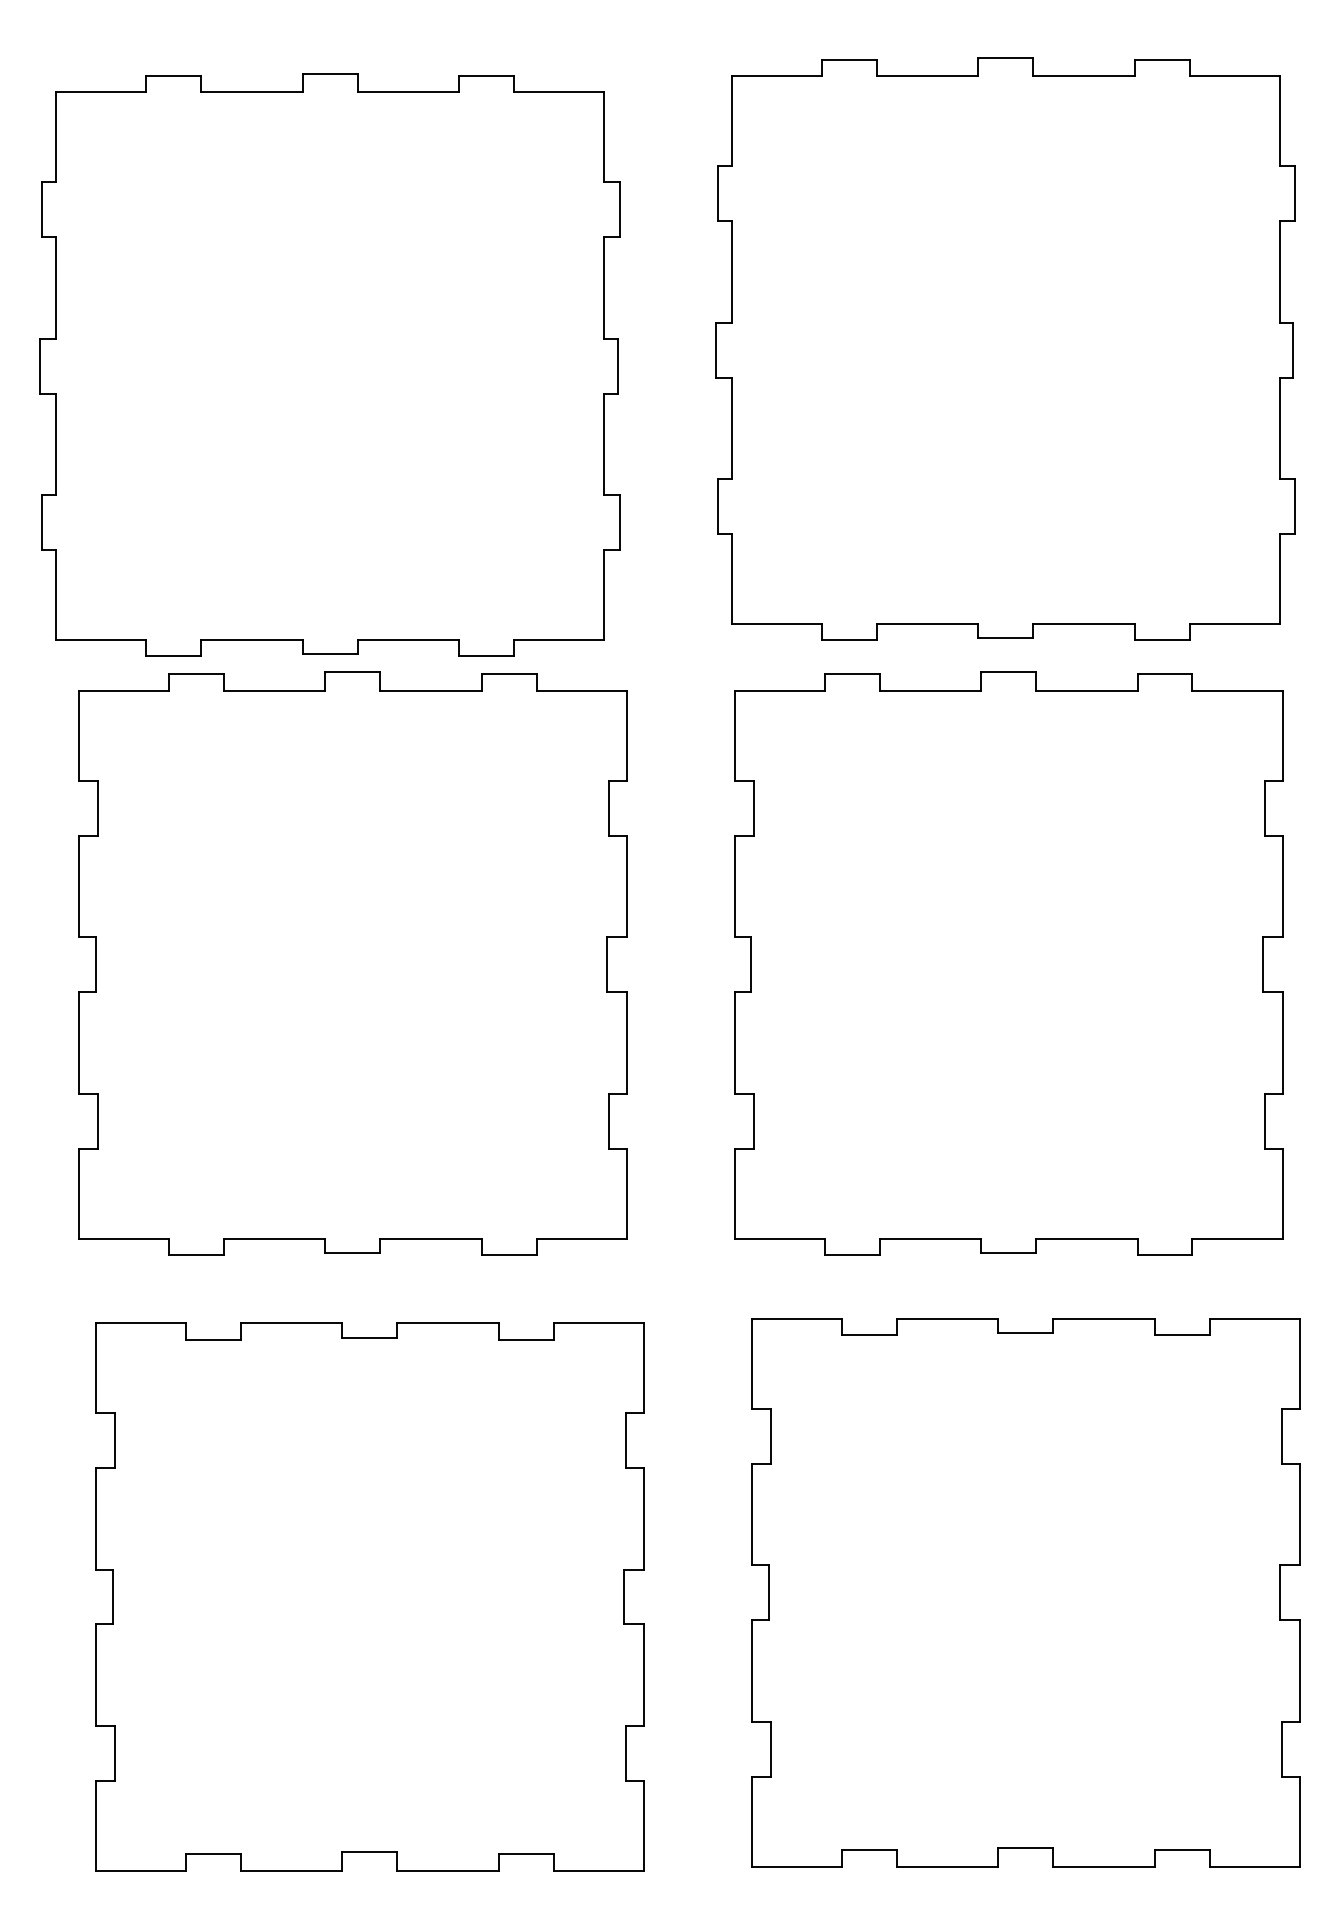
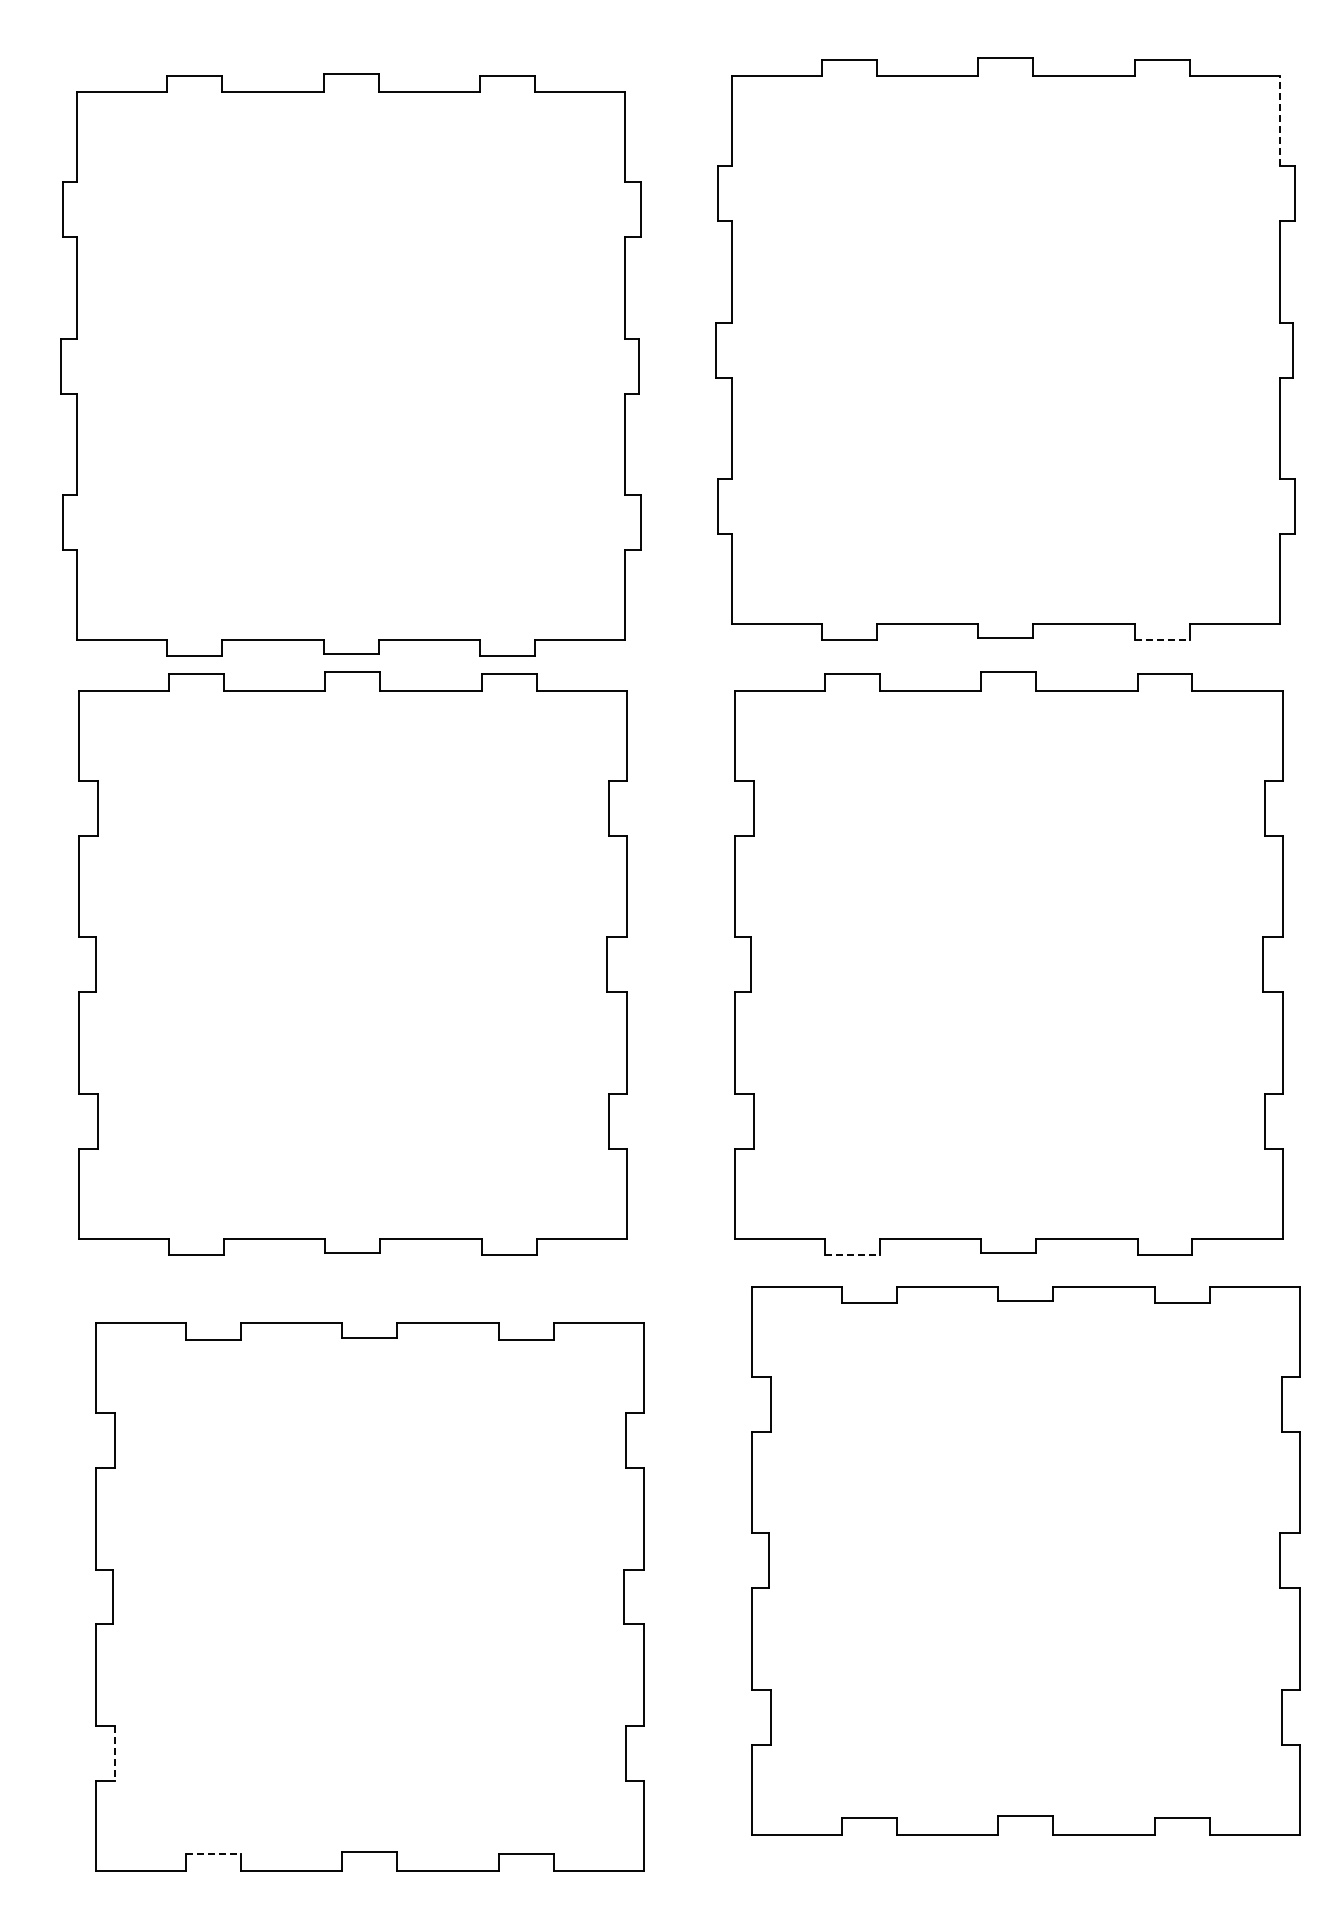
line: solid -> dashed (1279, 120)
part position: (329, 364) -> (350, 364) (350, 364)
line: solid -> dashed (1162, 640)
line: solid -> dashed (852, 1254)
part position: (1025, 1592) -> (1025, 1560) (1025, 1560)
line: solid -> dashed (114, 1754)
line: solid -> dashed (213, 1854)
